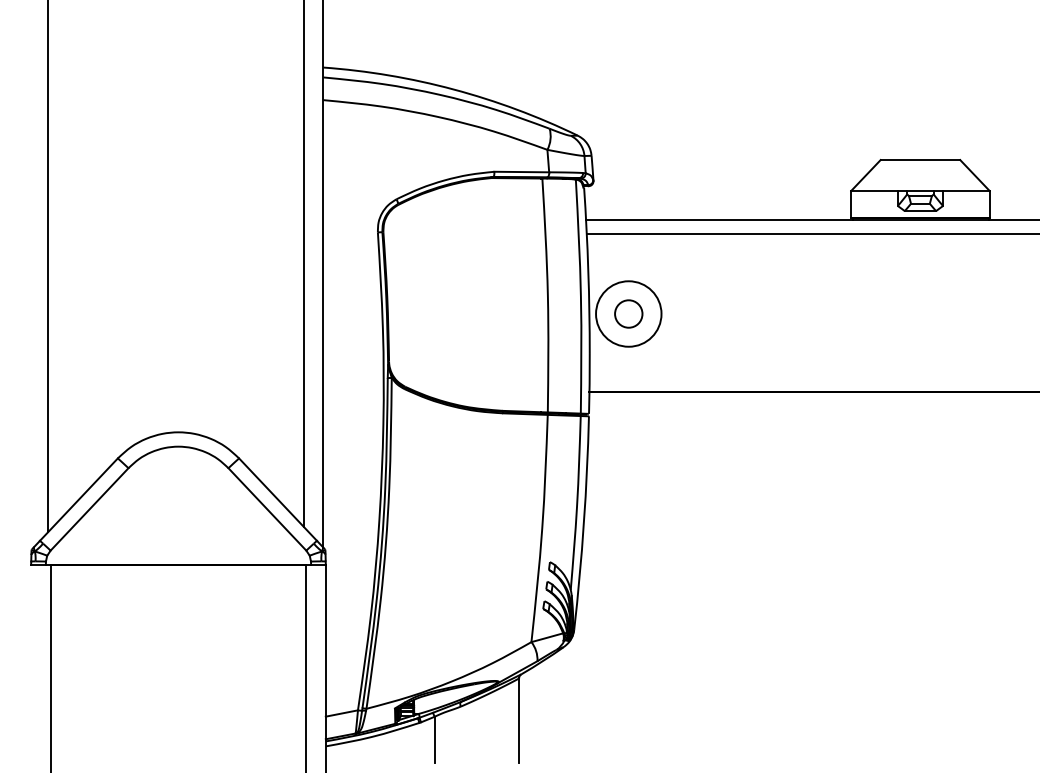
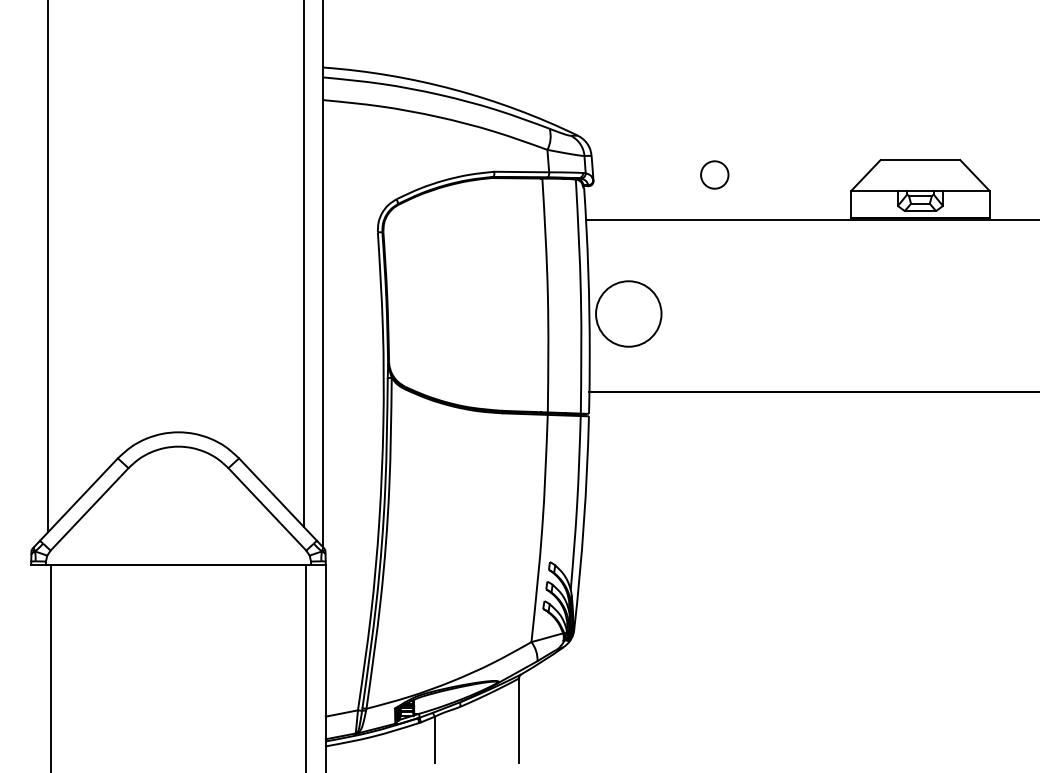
line: present -> none (811, 234)
circle position: (628, 313) -> (714, 174) (714, 174)
